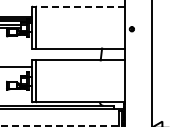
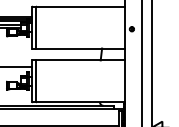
line: dashed -> solid (79, 6)
line: none -> present (142, 62)
line: dashed -> solid (59, 126)
